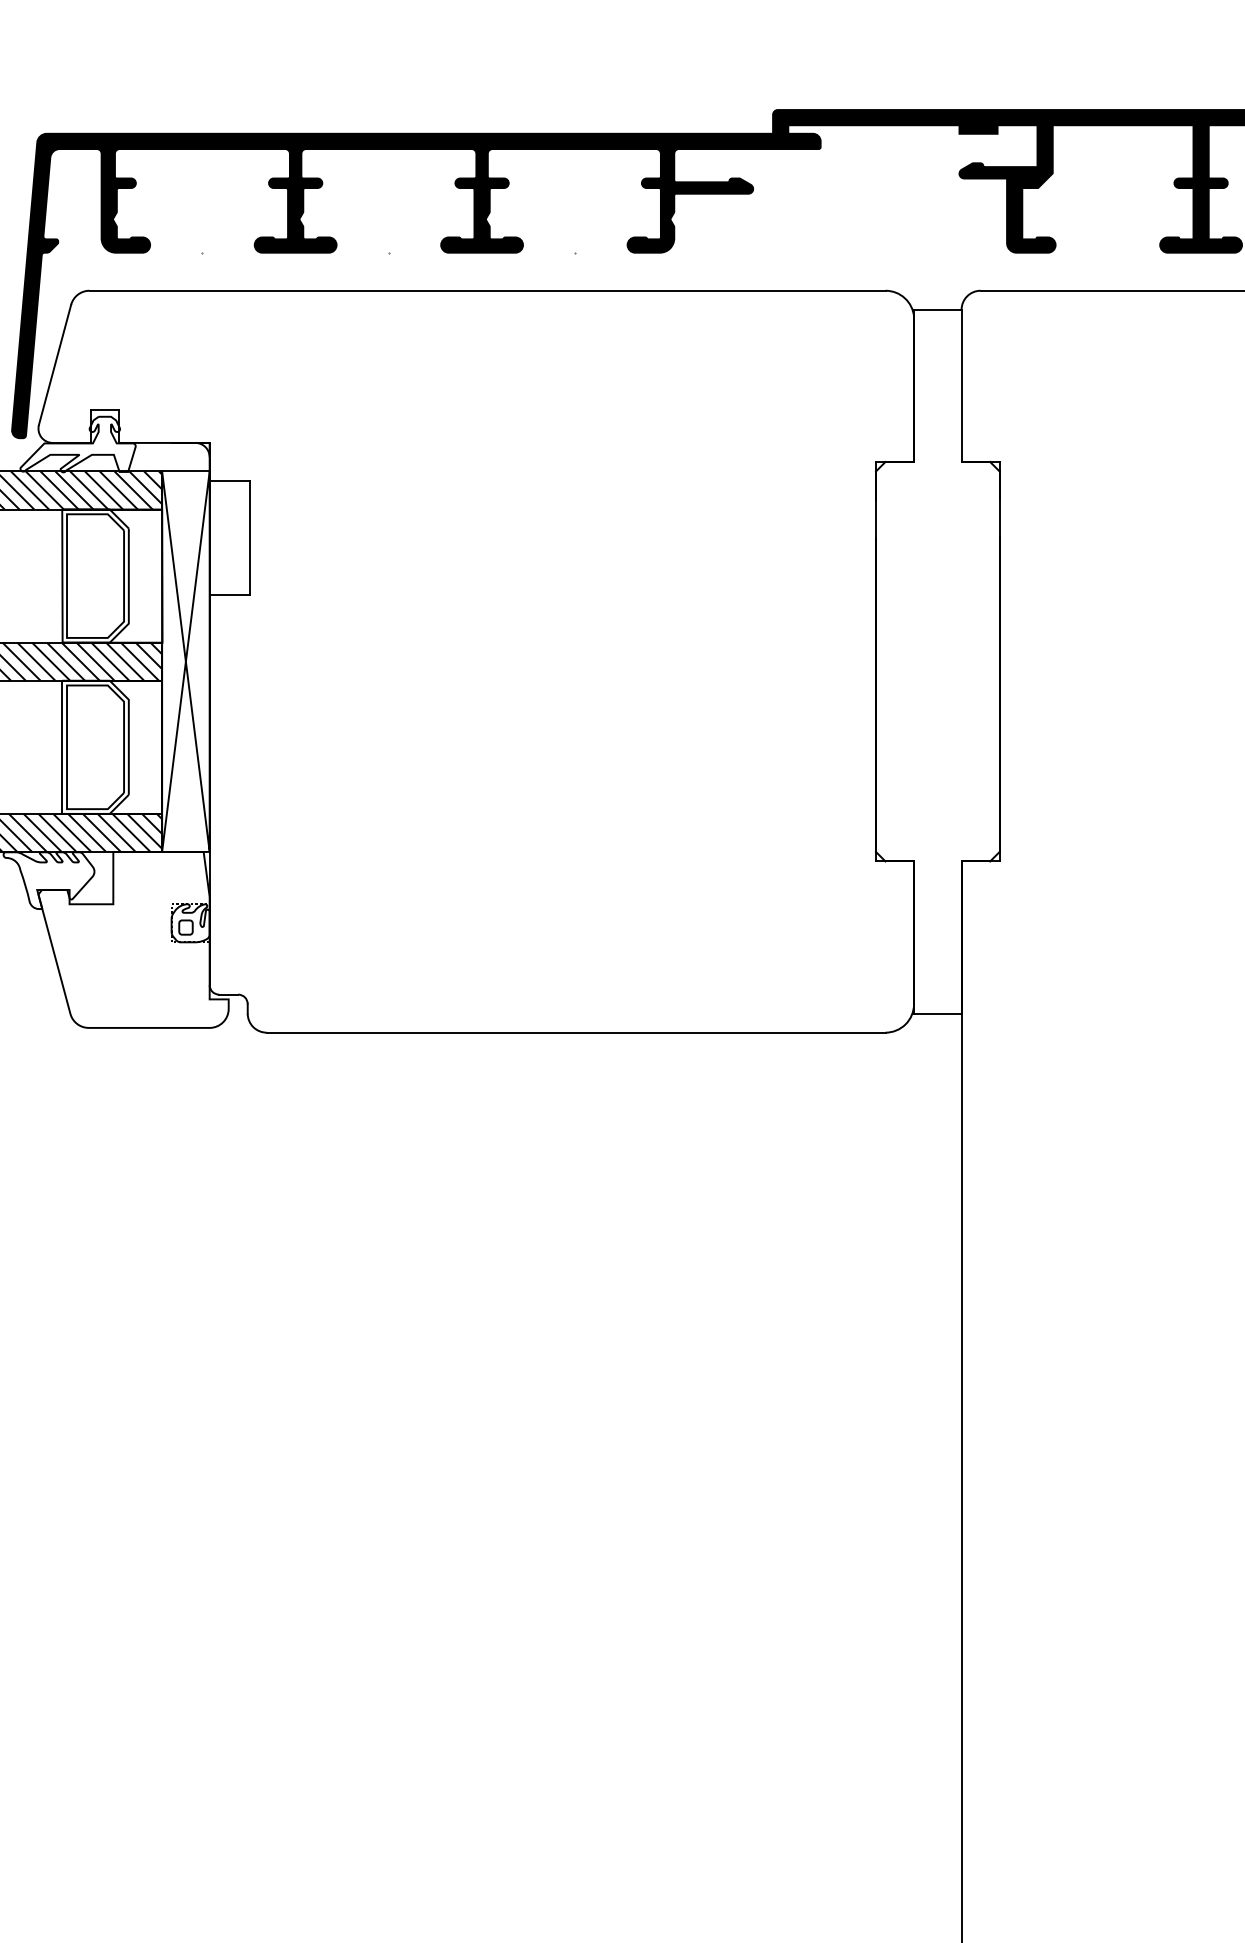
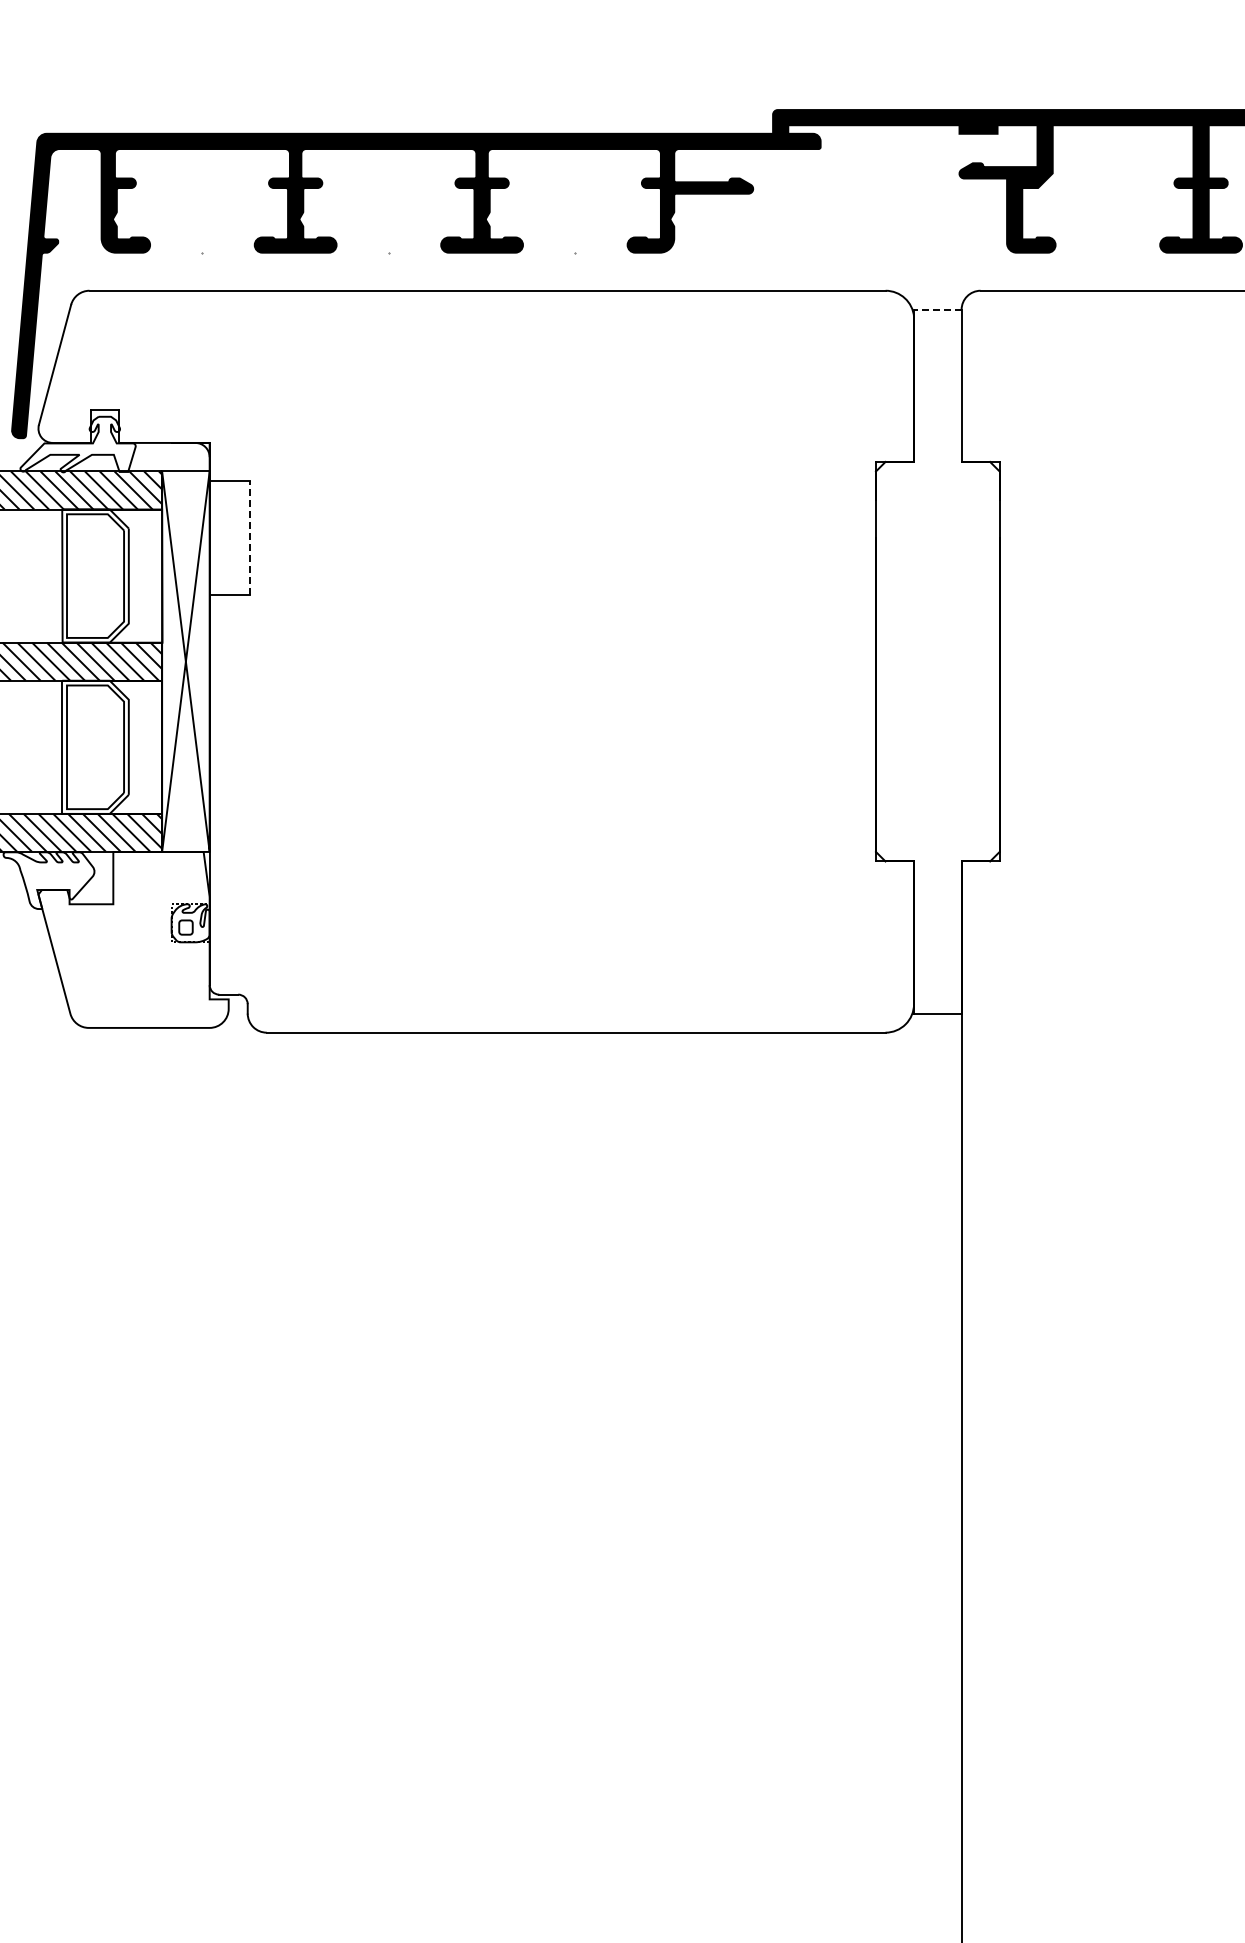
line: solid -> dashed (937, 309)
line: solid -> dashed (249, 537)
